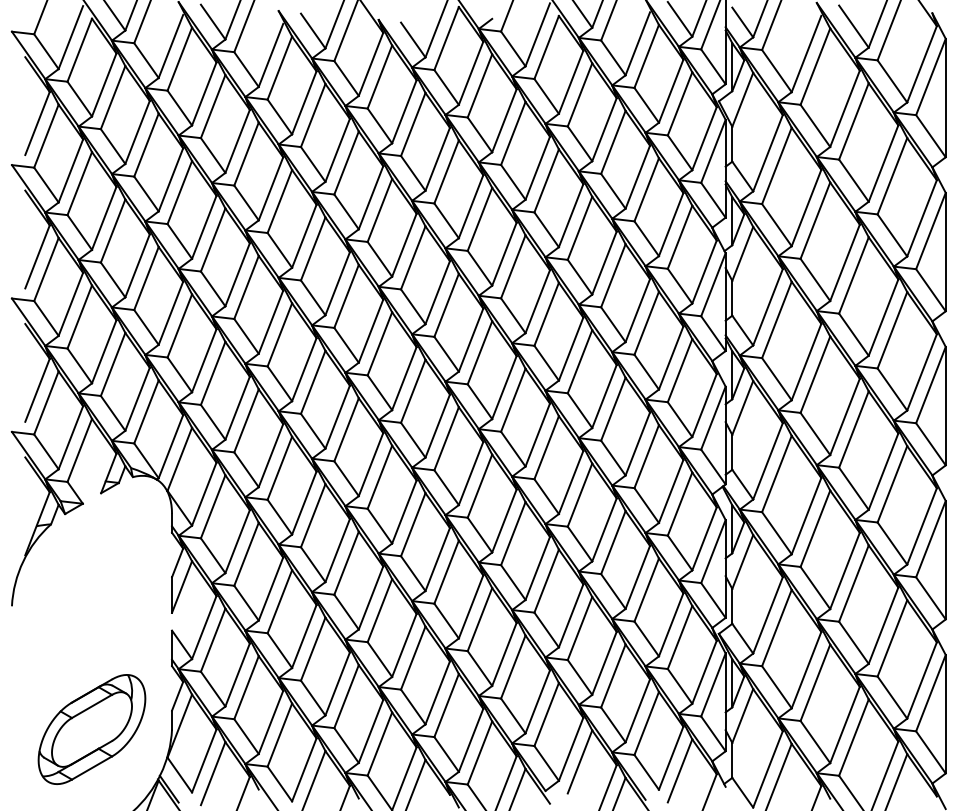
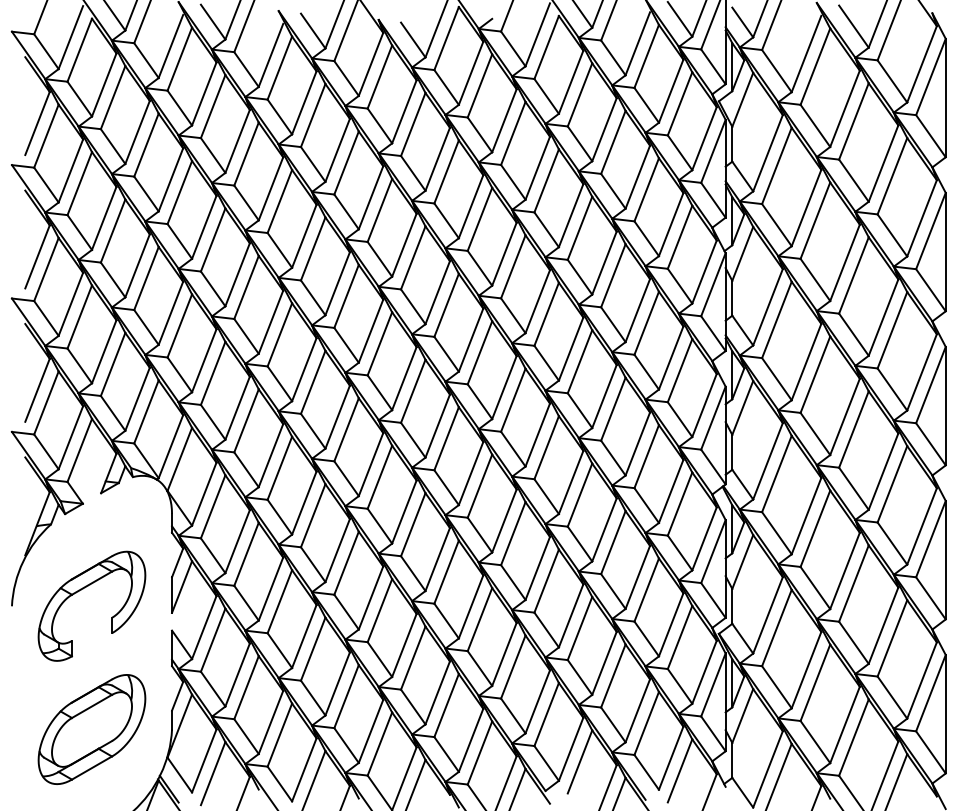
part: none -> present (83, 589)
